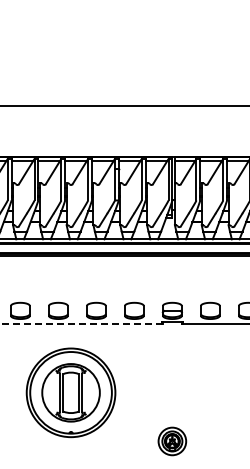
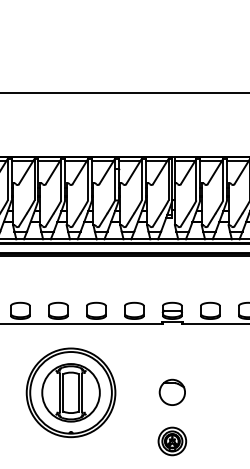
line position: (124, 106) -> (124, 93) (124, 93)
line: dashed -> solid (81, 323)
part: none -> present (171, 391)
